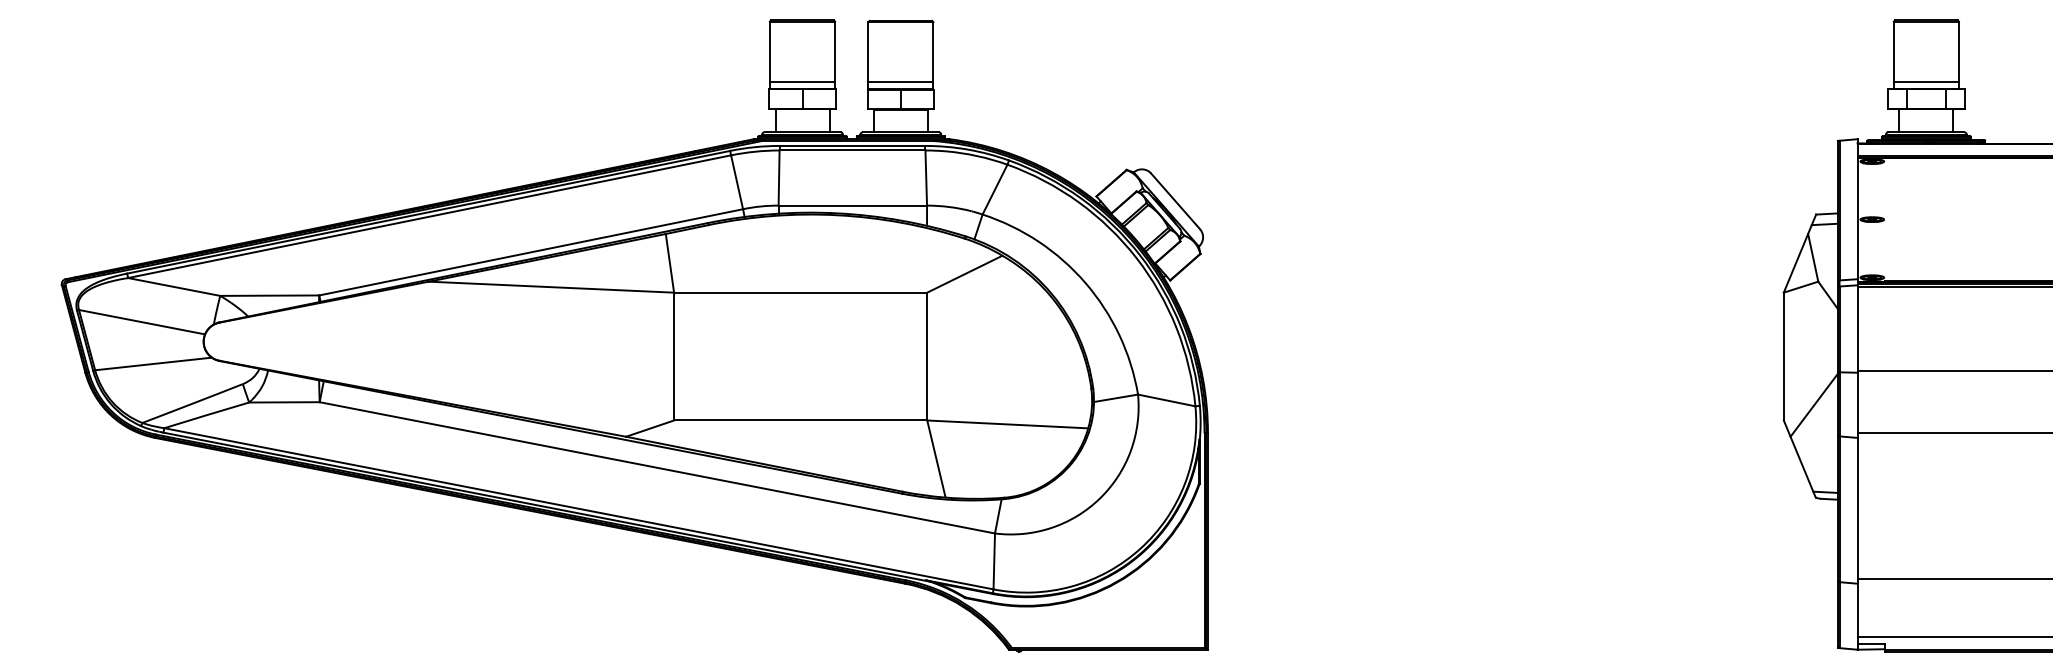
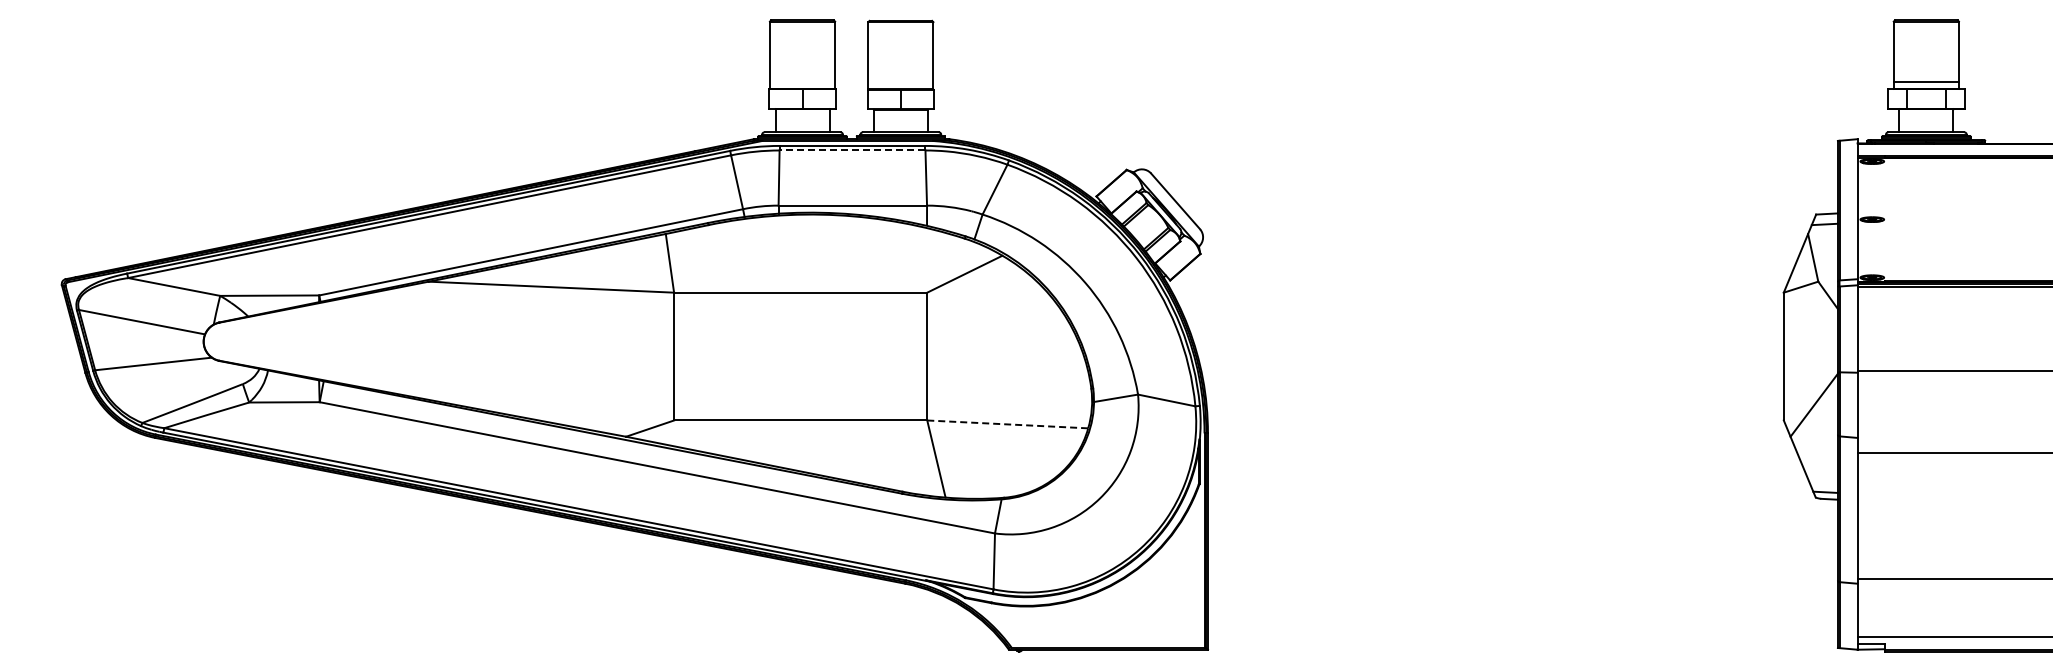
line: present -> none (802, 81)
line: present -> none (900, 82)
line: solid -> dashed (852, 150)
line: solid -> dashed (1007, 424)
line position: (1953, 432) -> (1953, 452) (1953, 452)
